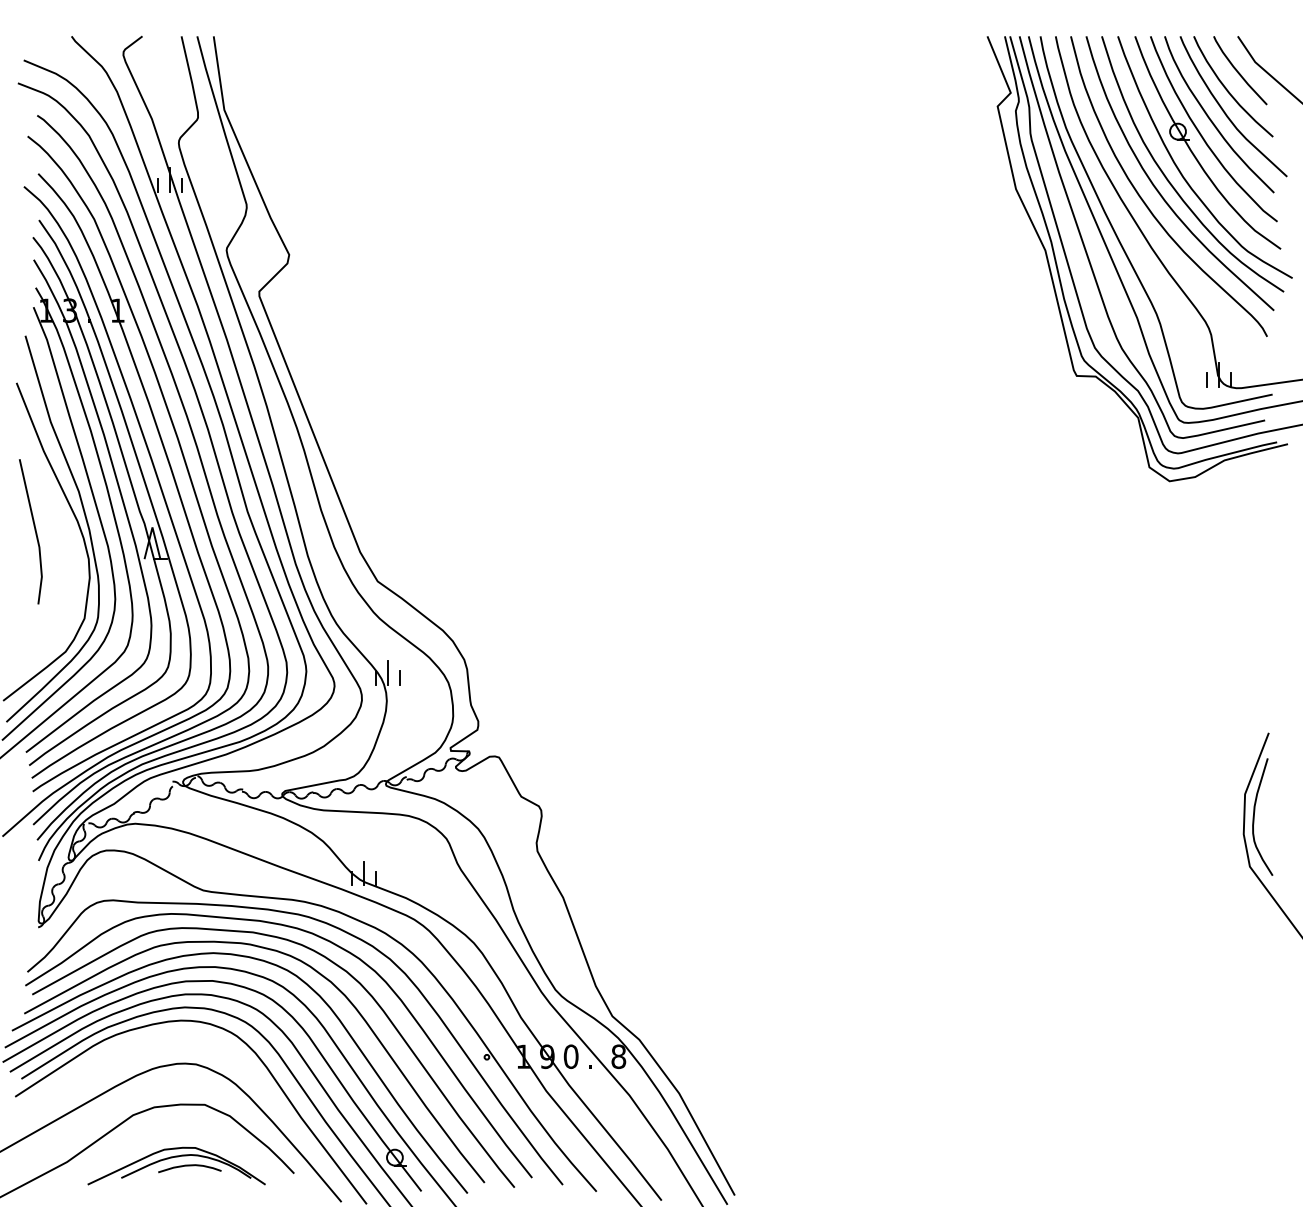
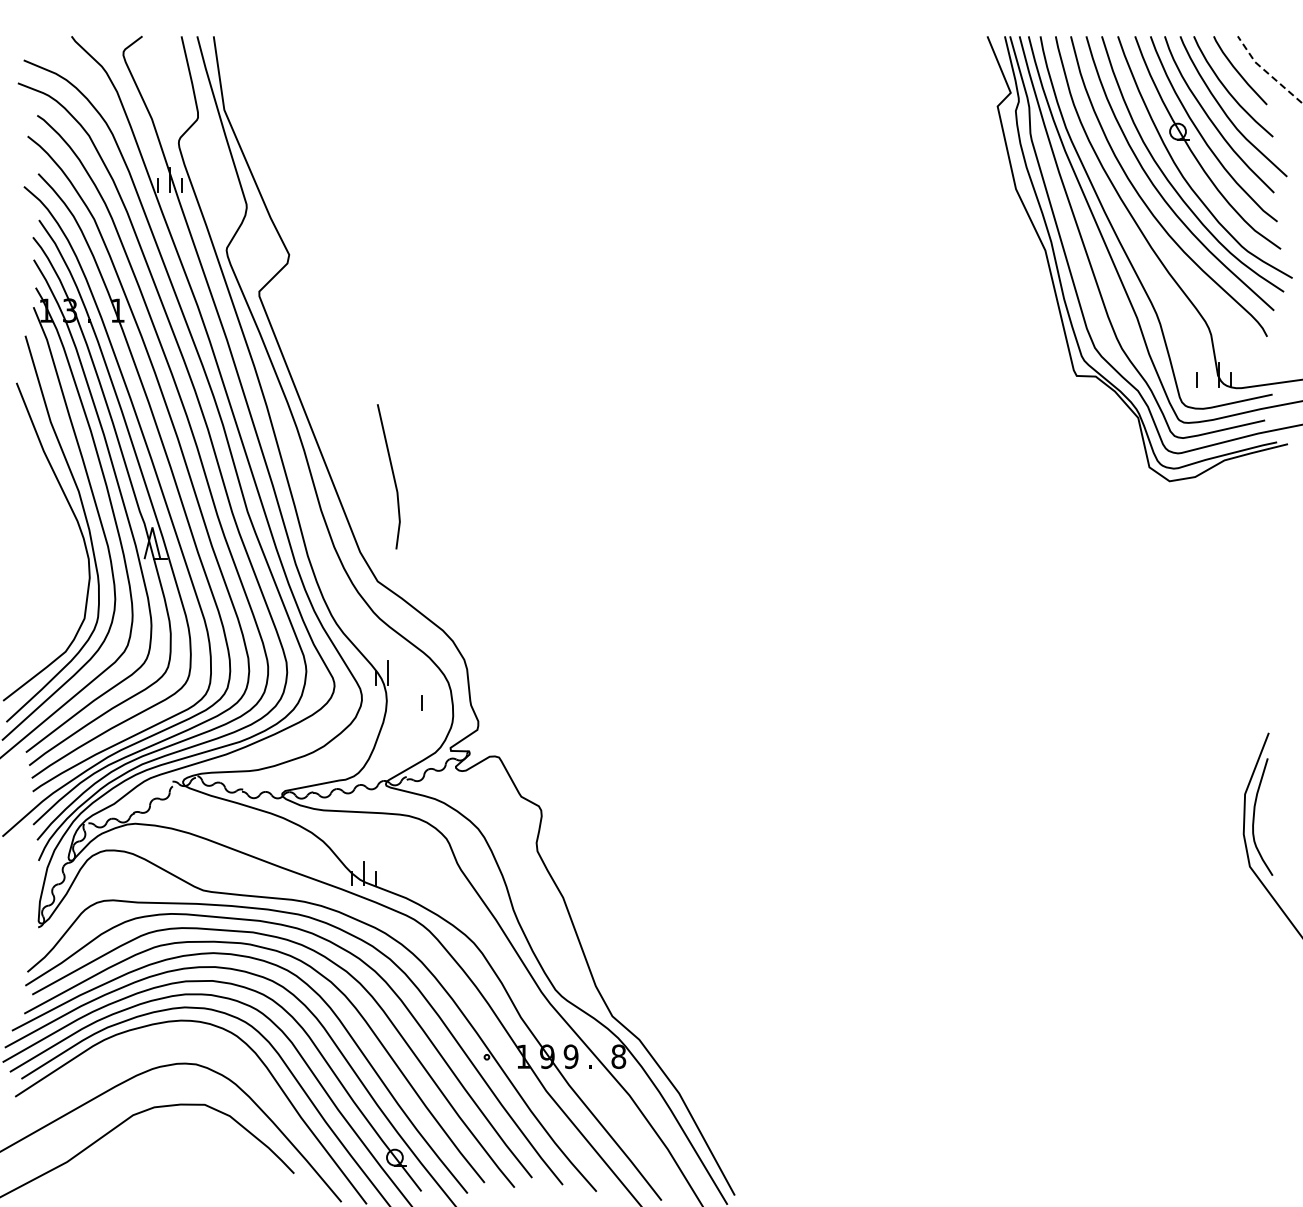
line: solid -> dashed (1266, 71)
line position: (1206, 379) -> (1196, 379) (1196, 379)
line position: (34, 530) -> (392, 475) (392, 475)
line position: (399, 677) -> (421, 702) (421, 702)
text: 0 -> 9 (570, 1056)
part: present -> none (176, 1165)
